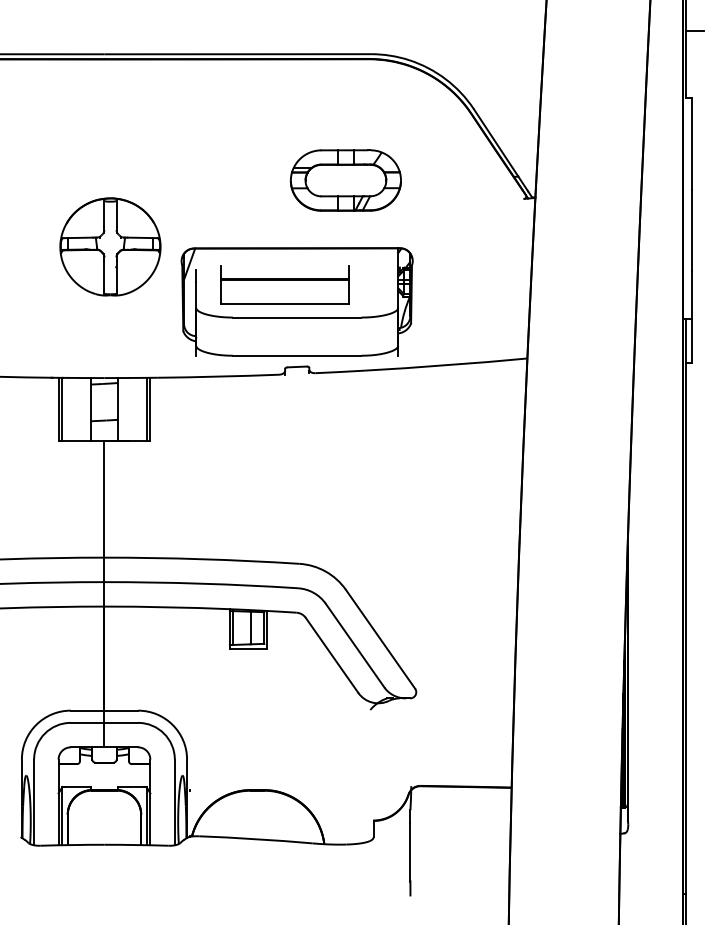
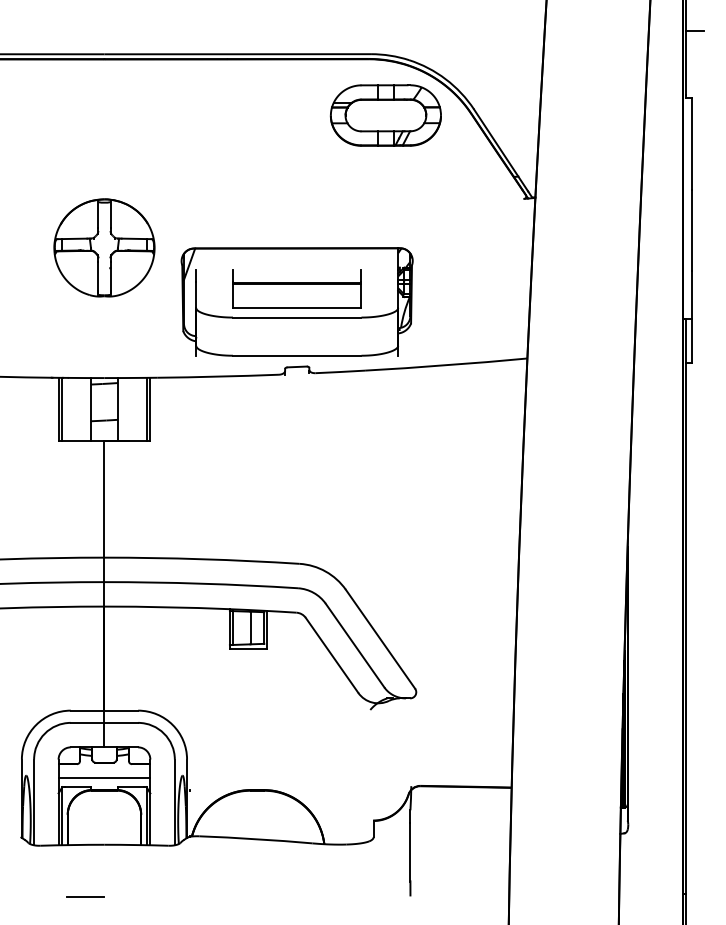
part position: (345, 180) -> (385, 115) (385, 115)
part position: (110, 246) -> (104, 247) (104, 247)
part position: (284, 284) -> (296, 288) (296, 288)
line: none -> present (104, 777)
line: none -> present (85, 897)
